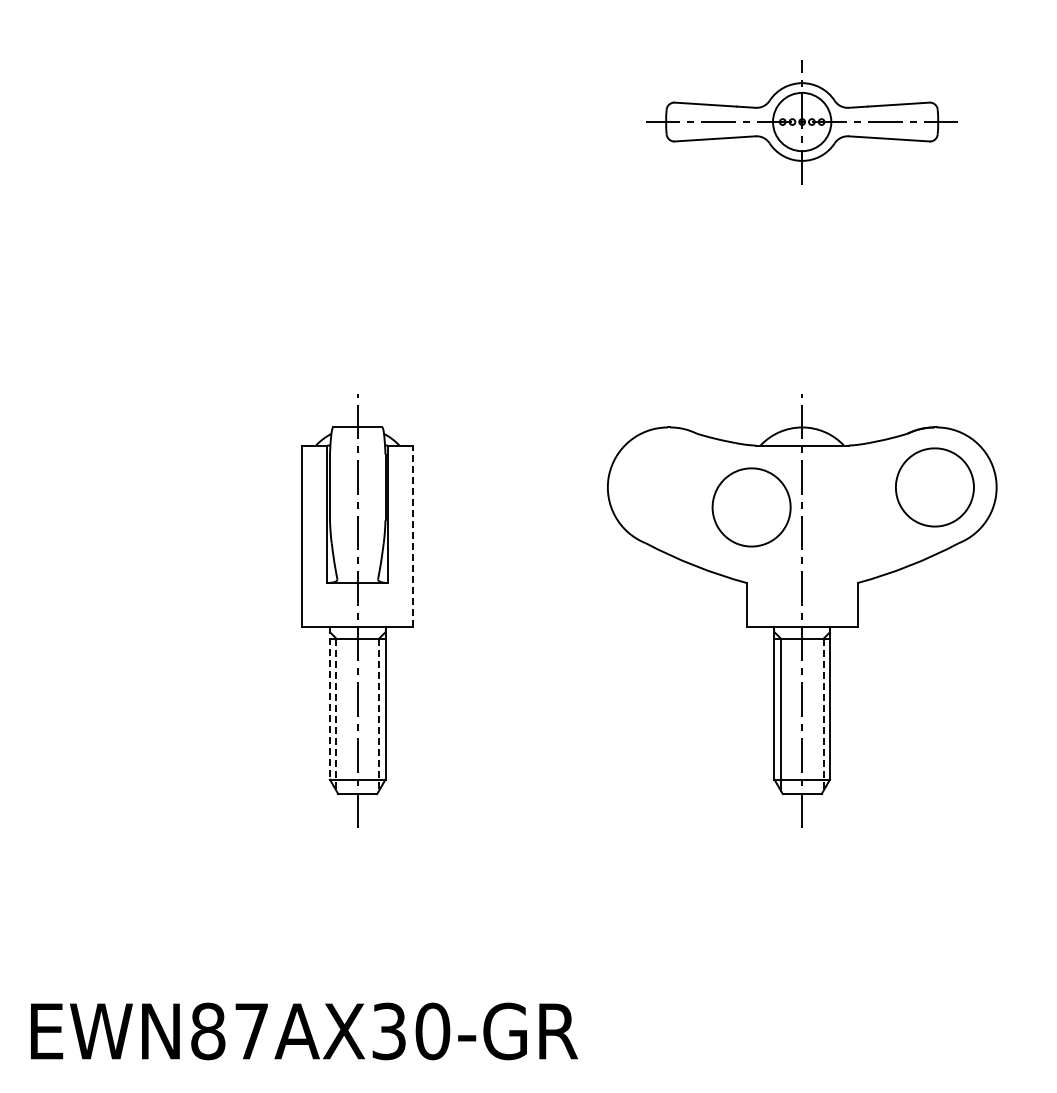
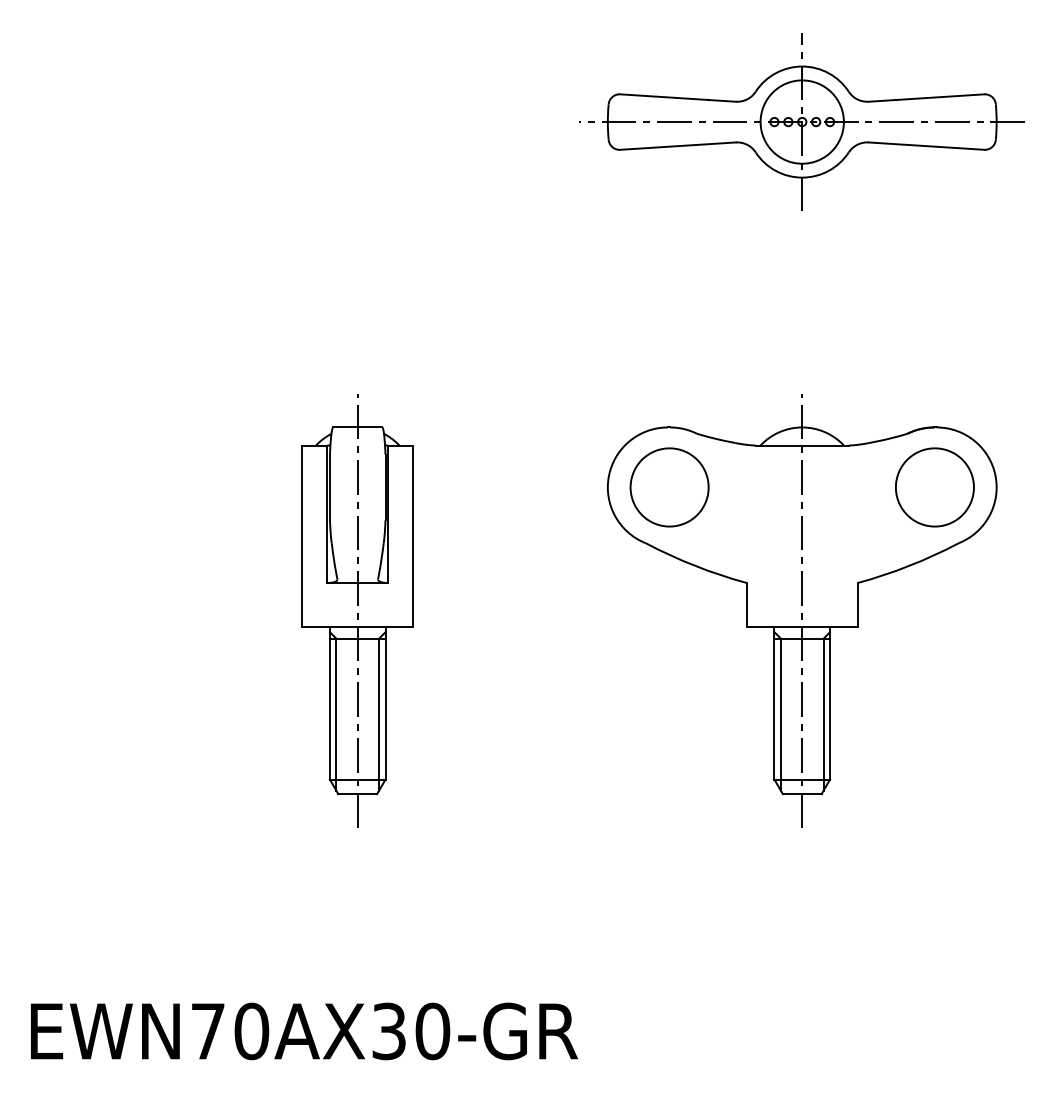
part size: 312x125 px -> 446x178 px (801, 121)
part position: (751, 507) -> (669, 487) (669, 487)
line: dashed -> solid (413, 536)
line: dashed -> solid (329, 704)
line: dashed -> solid (336, 715)
line: dashed -> solid (379, 715)
line: dashed -> solid (823, 715)
text: EWN87AX30-GR -> EWN70AX30-GR (230, 1031)
